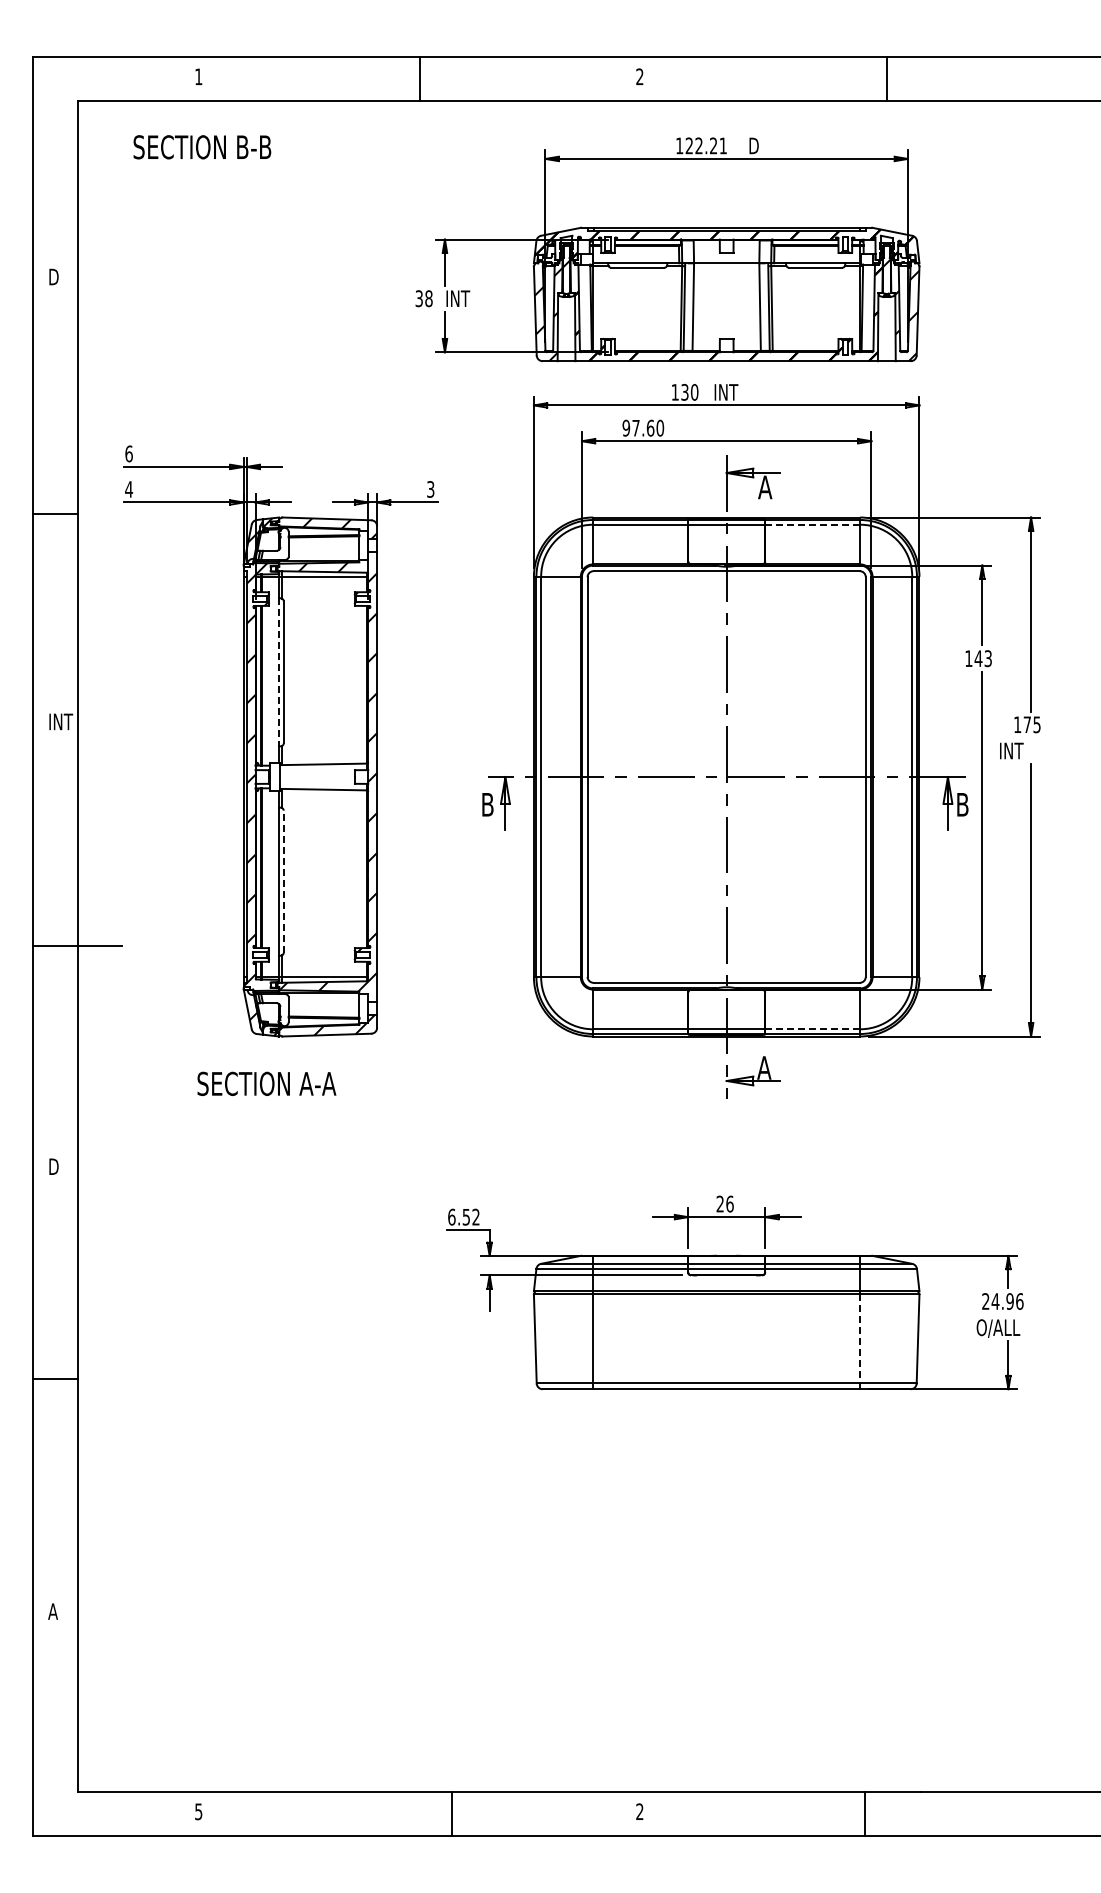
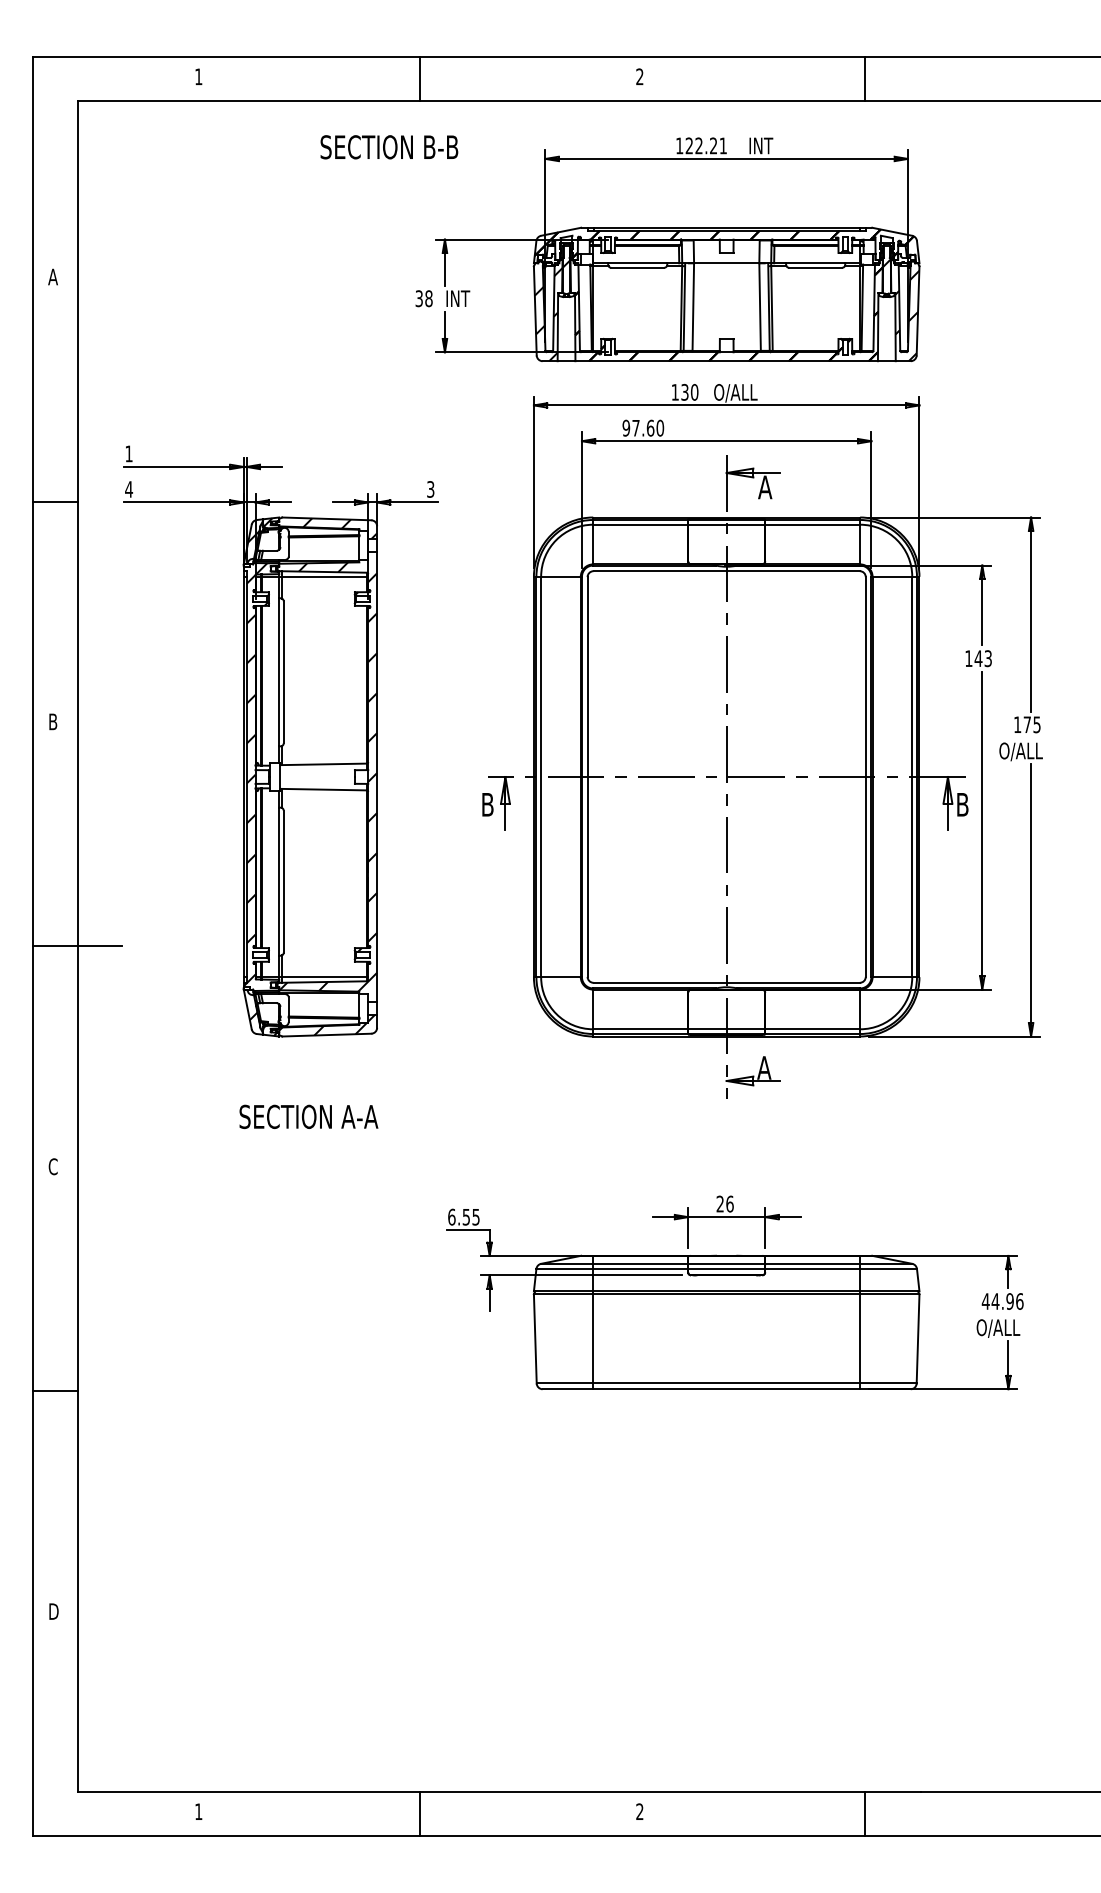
line position: (886, 78) -> (864, 78) (864, 78)
text: D -> INT (762, 145)
text position: (202, 147) -> (389, 147) (389, 147)
text: D -> A (53, 276)
text: INT -> O/ALL (735, 393)
text: 6 -> 1 (128, 453)
line position: (55, 513) -> (55, 501) (55, 501)
line: dashed -> solid (813, 524)
line: dashed -> solid (279, 672)
text: INT -> B (61, 721)
text: INT -> O/ALL (1020, 751)
line: dashed -> solid (283, 881)
line: dashed -> solid (812, 1029)
text position: (266, 1083) -> (308, 1116) (308, 1116)
text: D -> C (53, 1166)
text: 6.52 -> 6.55 (475, 1216)
text: 24.96 -> 44.96 (985, 1301)
line: dashed -> solid (860, 1338)
line position: (55, 1379) -> (55, 1391) (55, 1391)
text: A -> D (53, 1611)
text: 5 -> 1 (198, 1811)
line position: (452, 1813) -> (420, 1813) (420, 1813)
